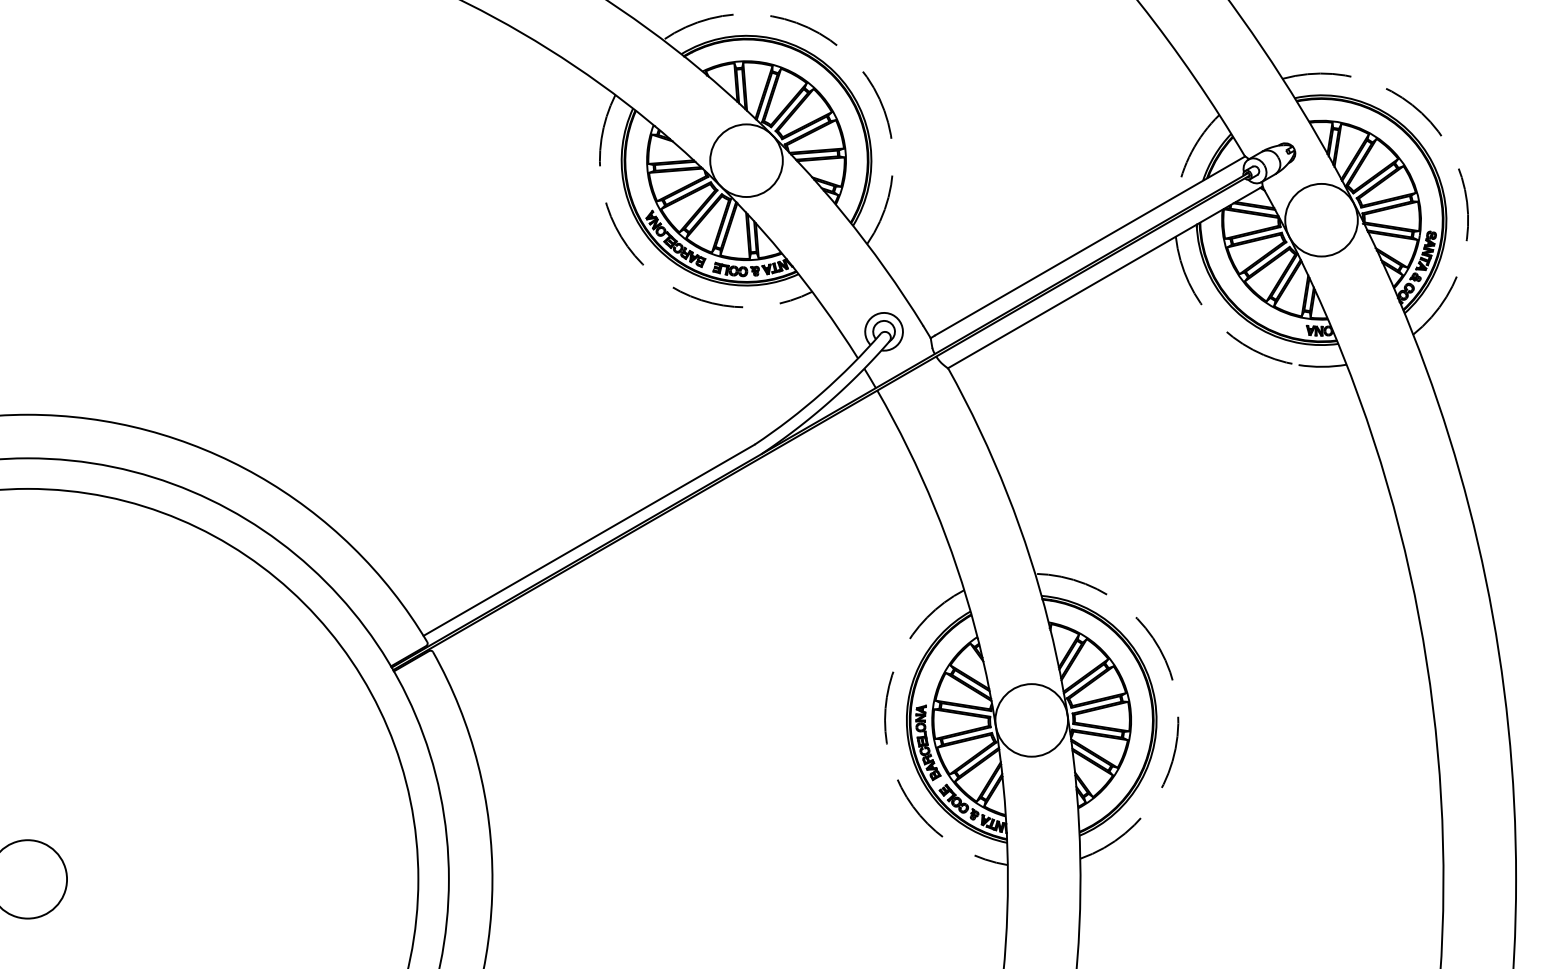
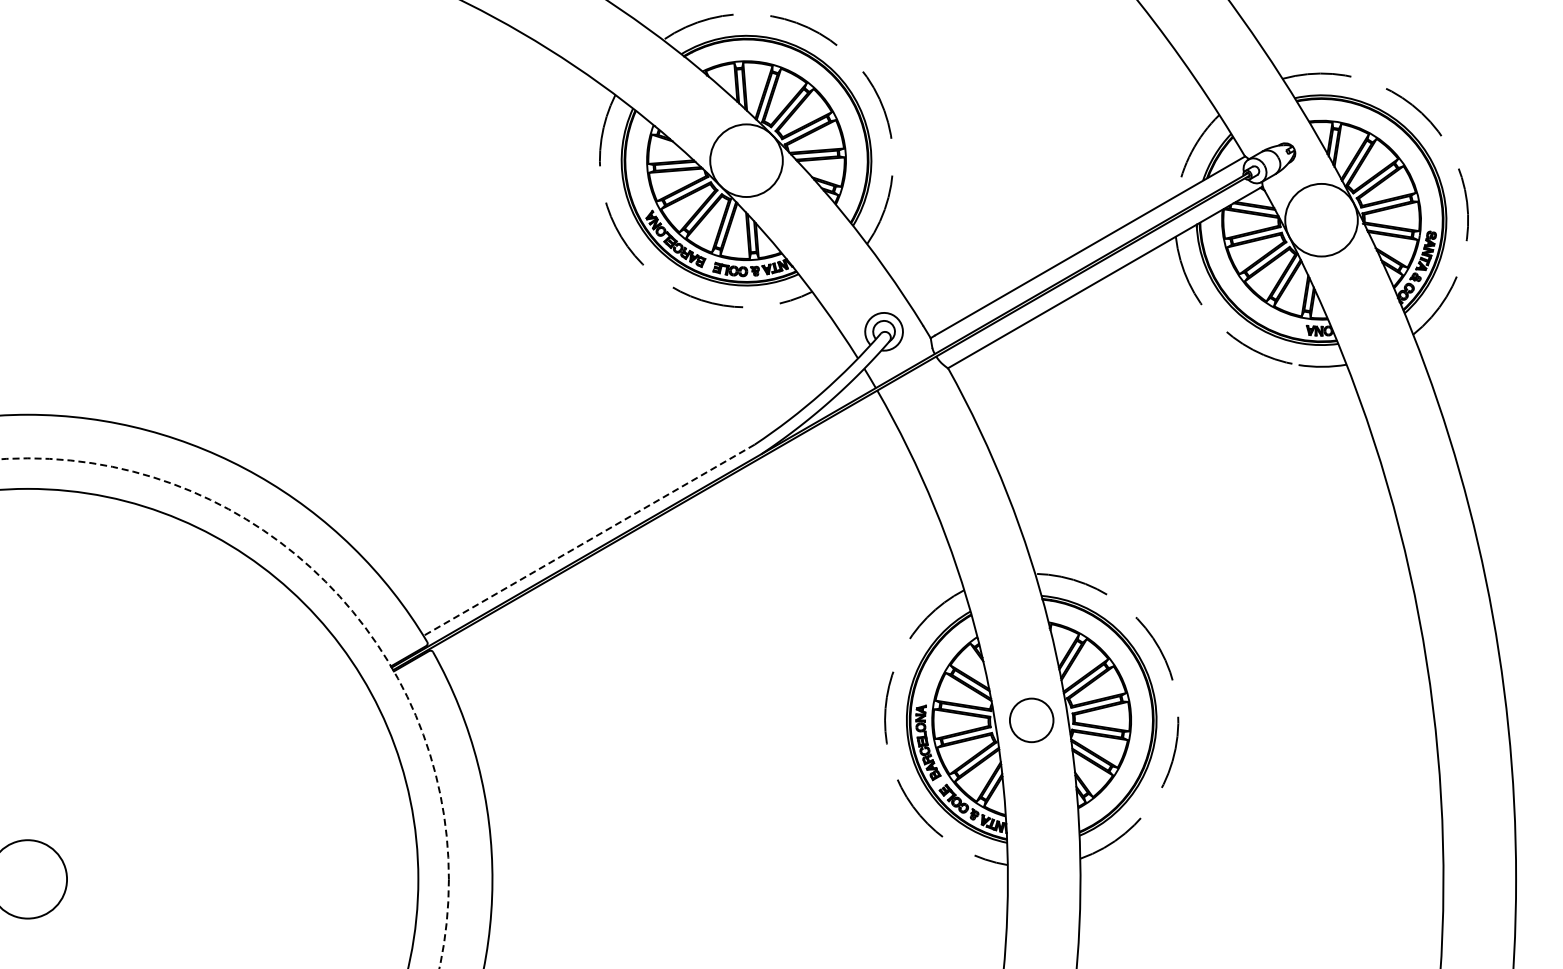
line: solid -> dashed (588, 540)
circle: solid -> dashed (224, 713)
circle diameter: 73 px -> 44 px (1031, 720)
